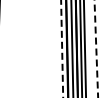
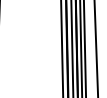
line: dashed -> solid (62, 49)
line: dashed -> solid (96, 49)
